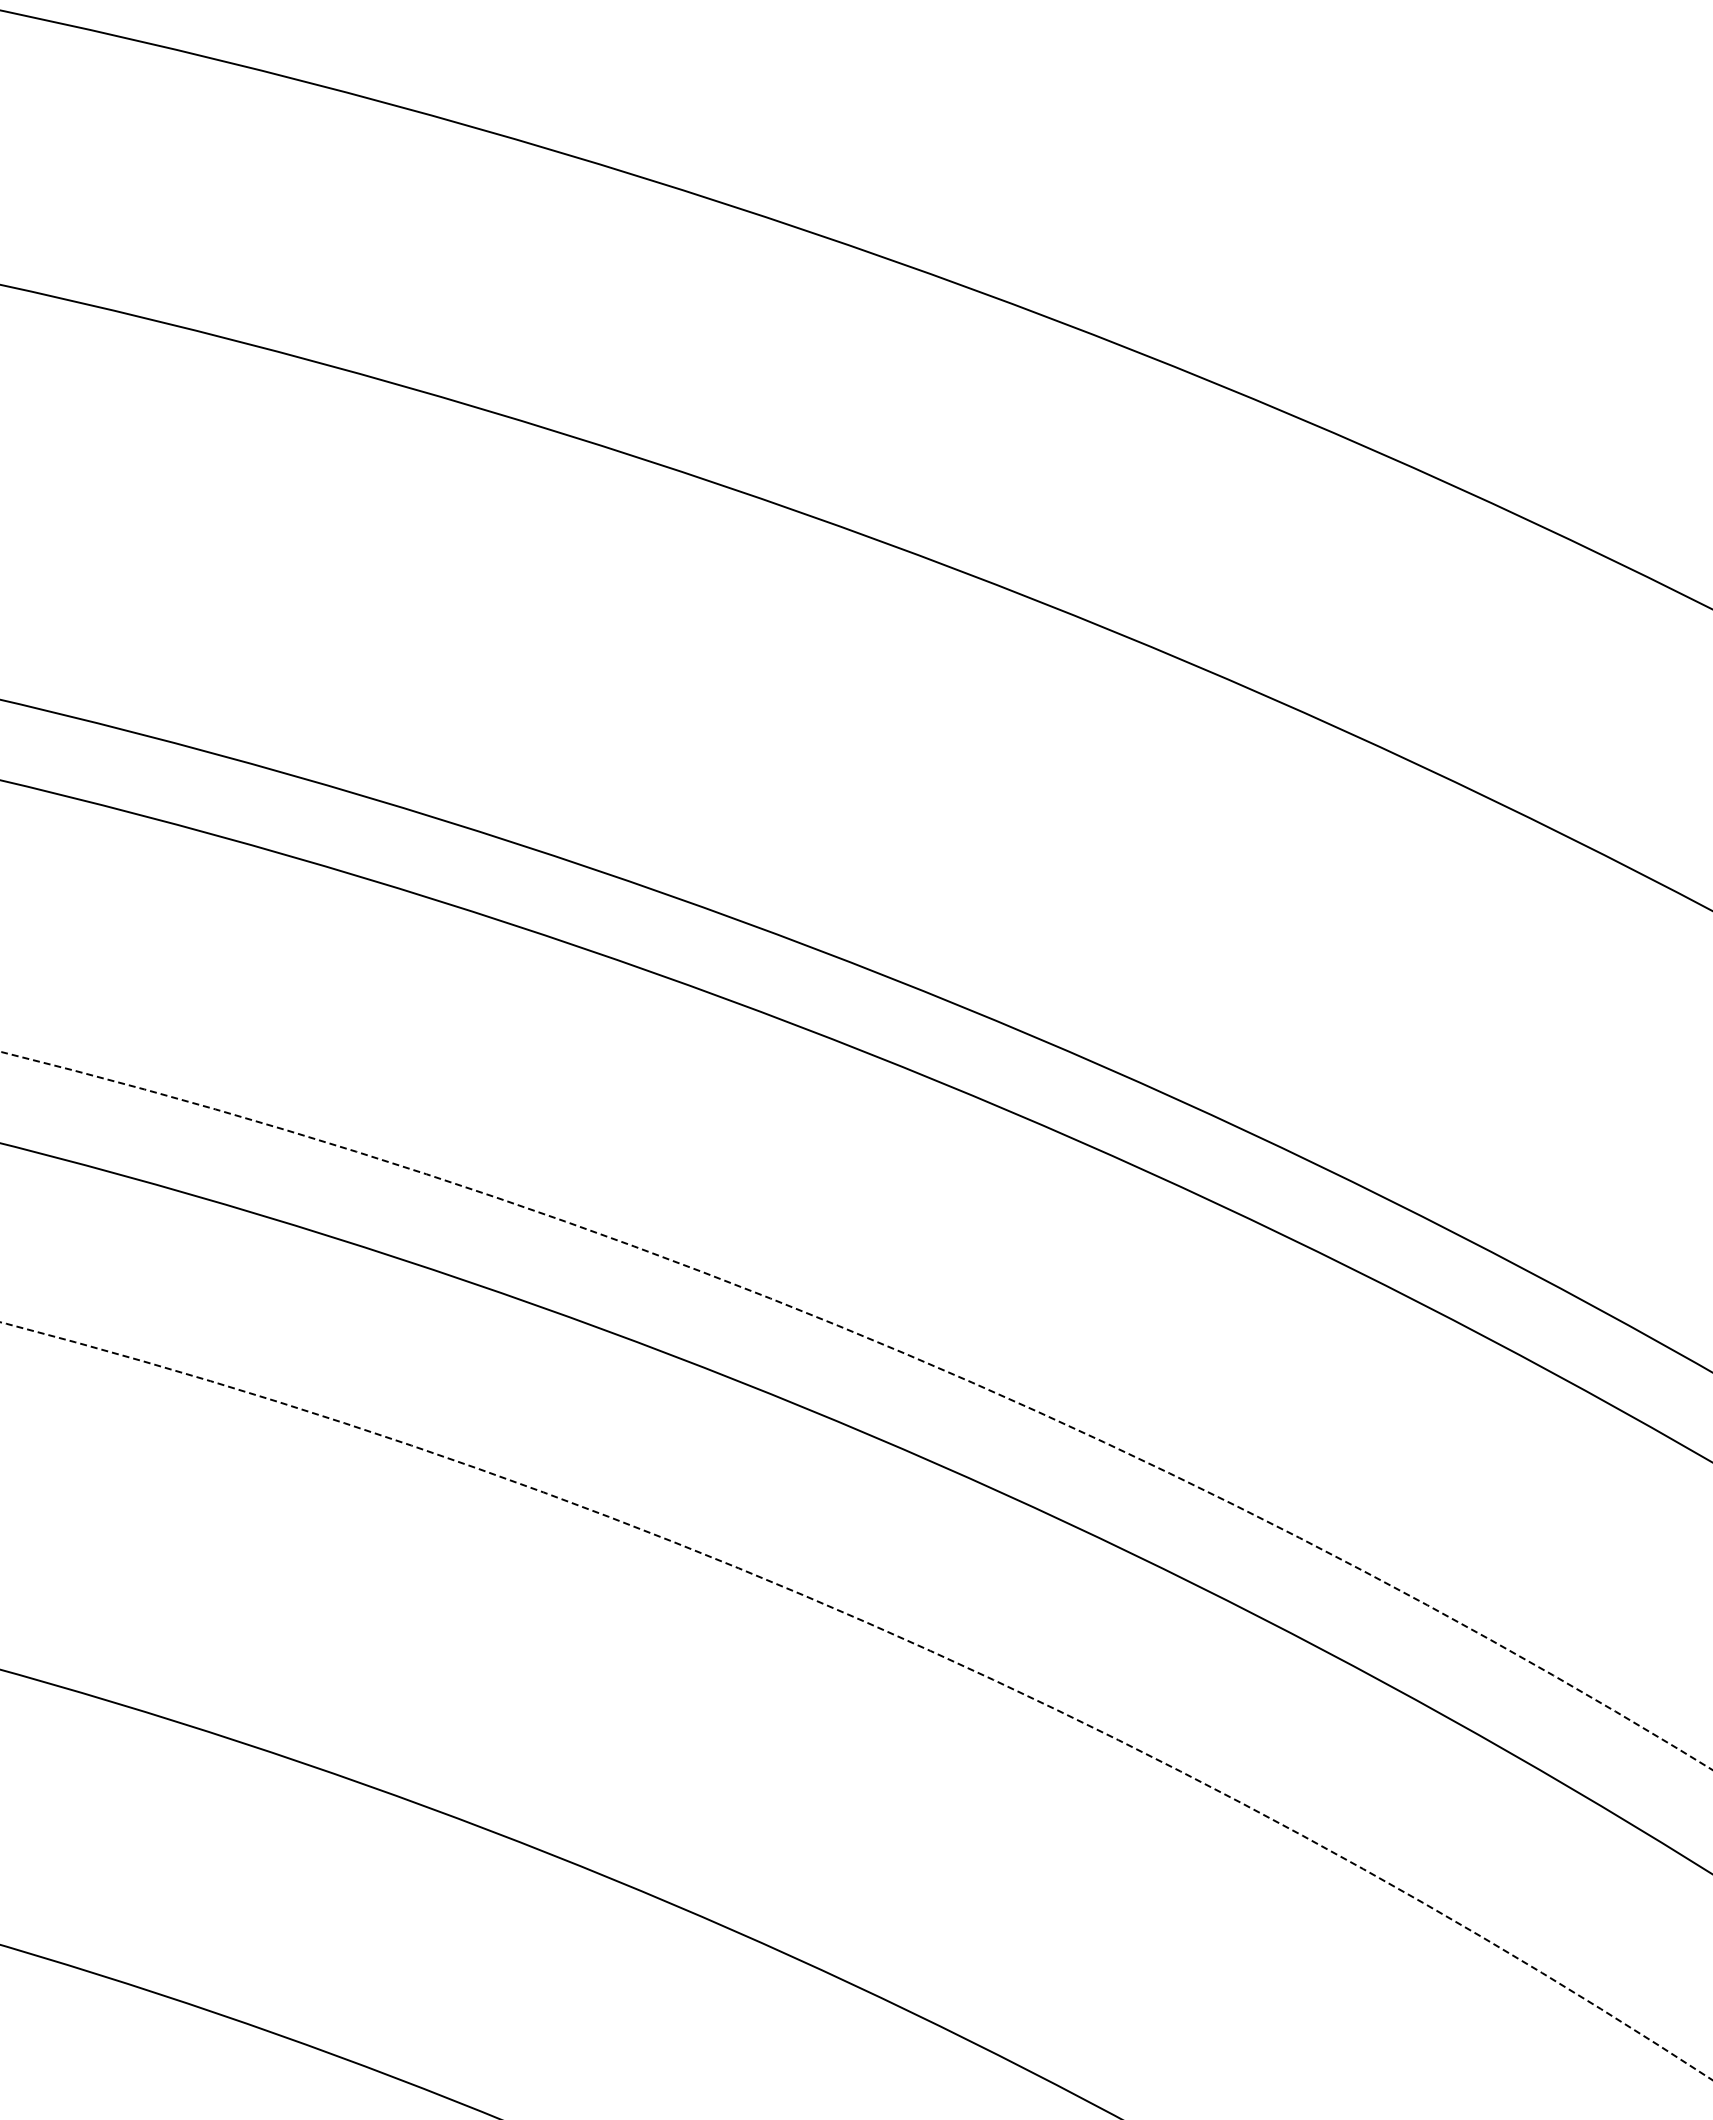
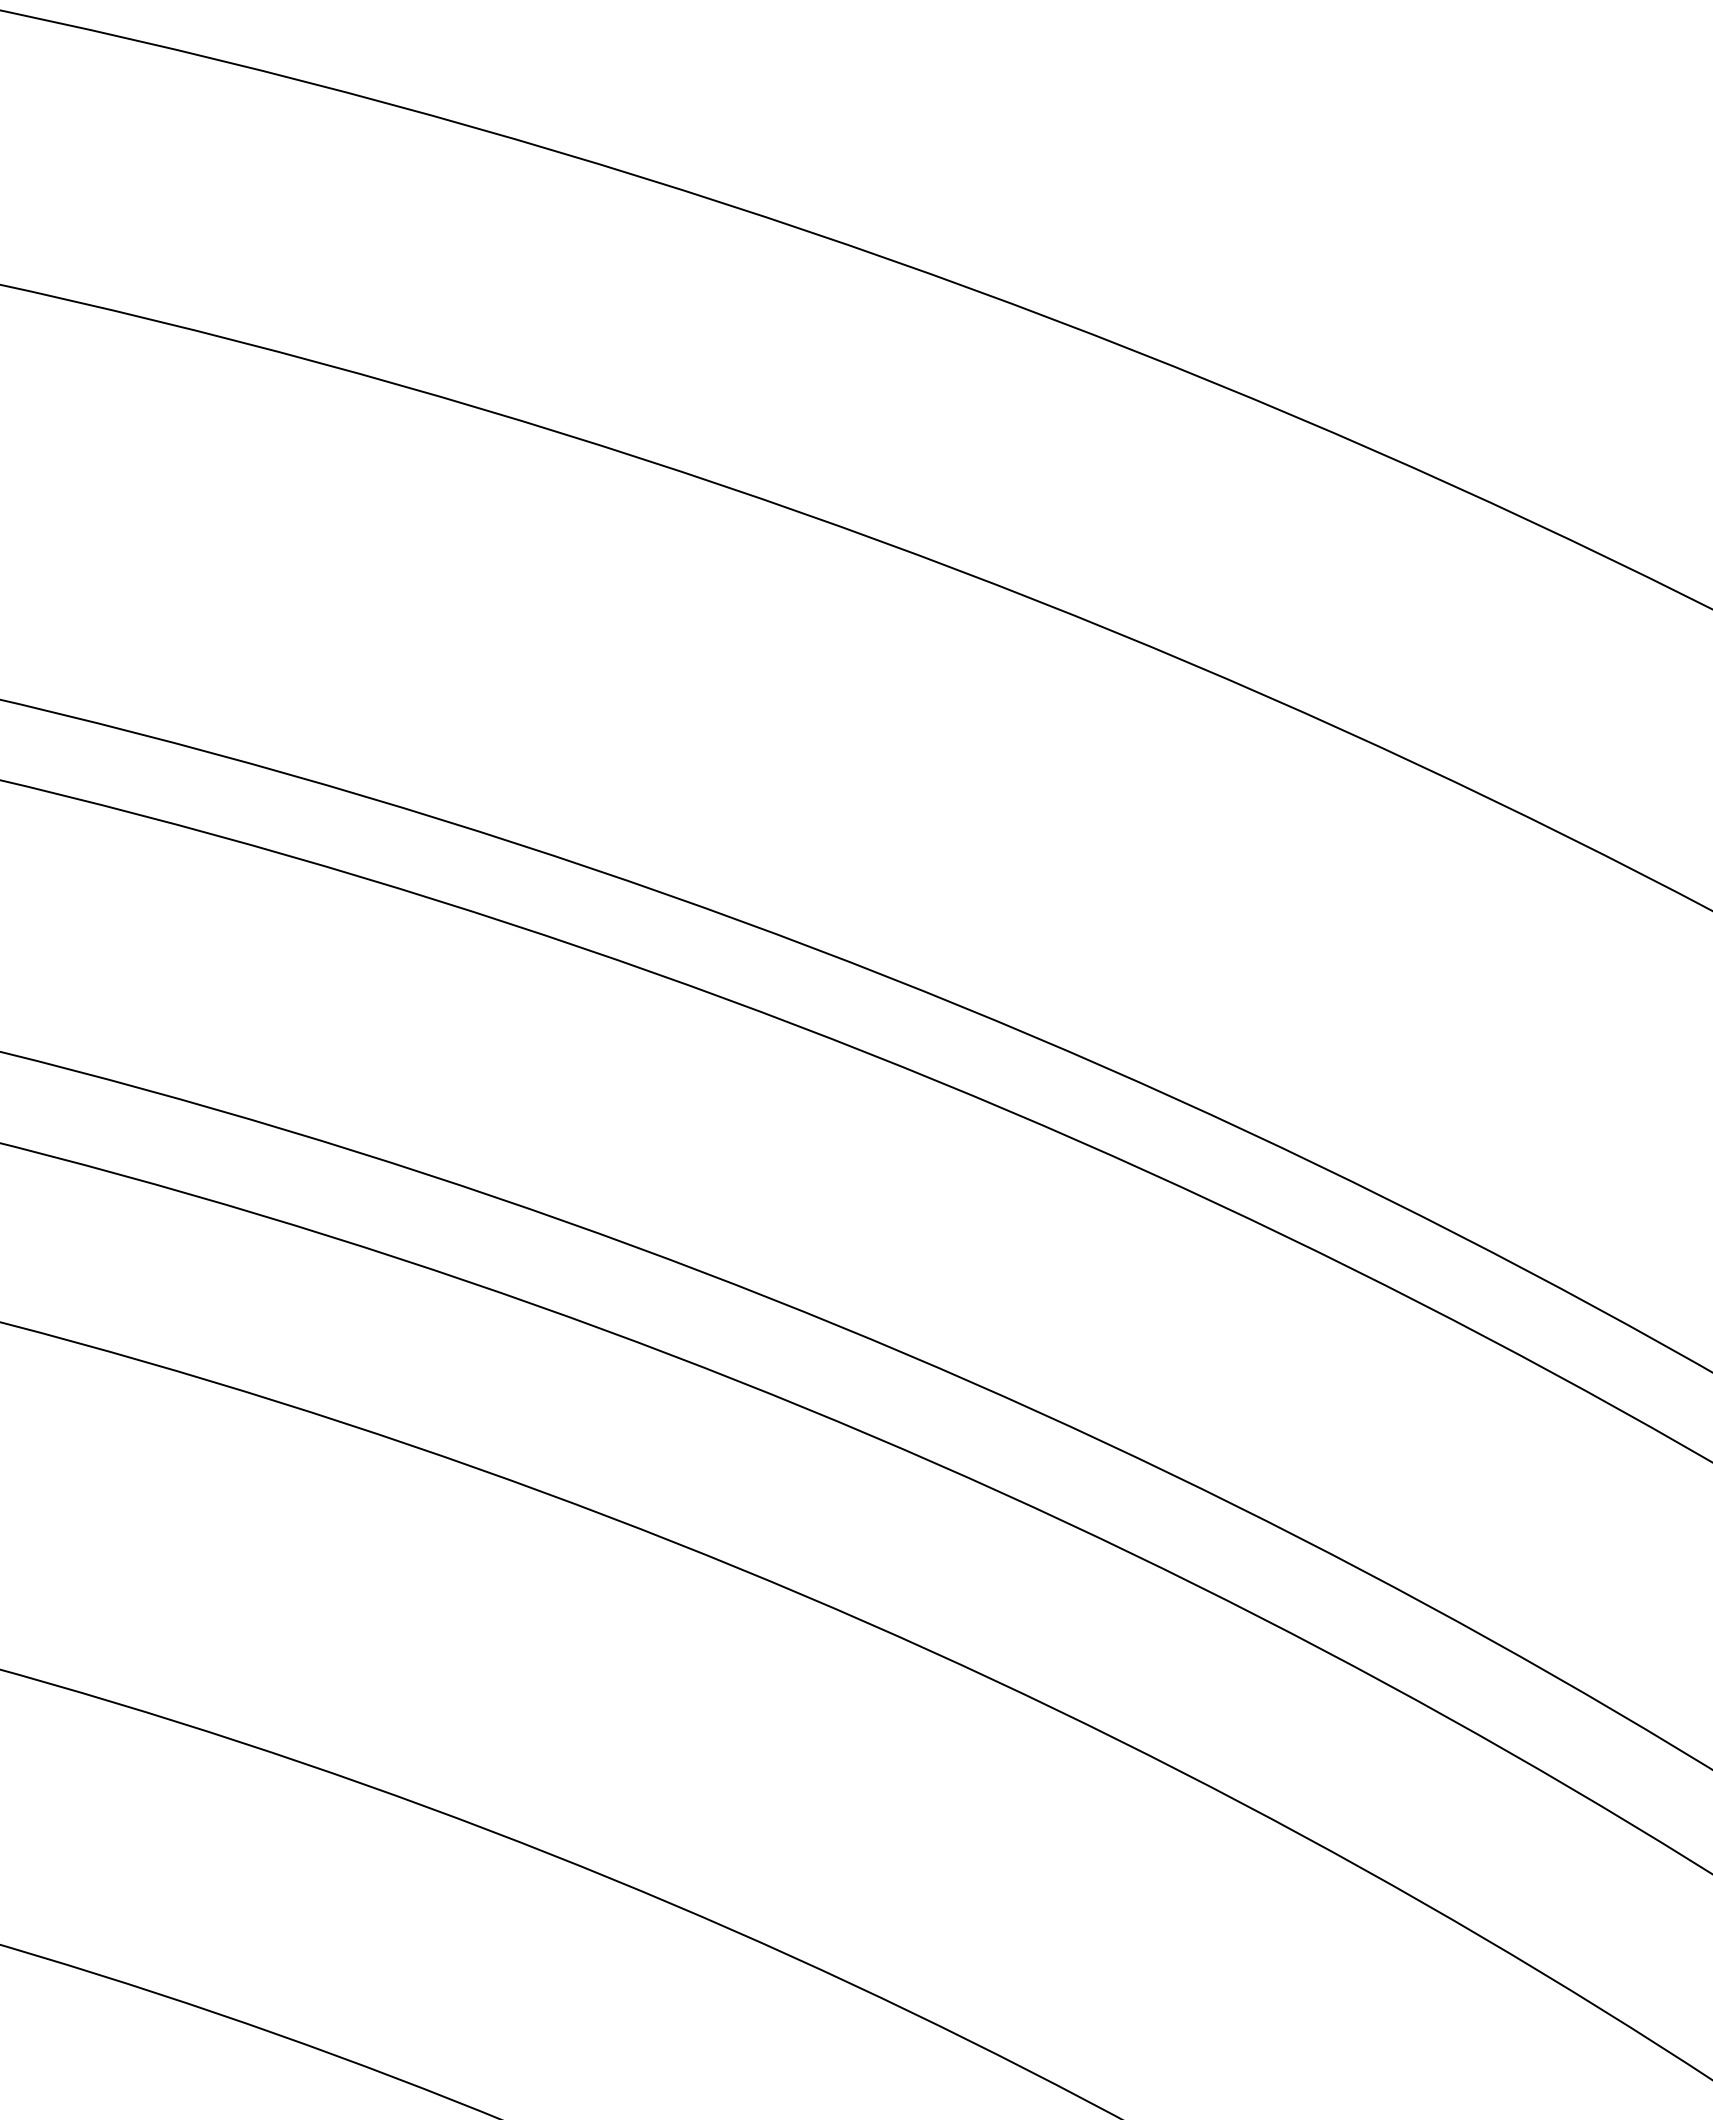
arc: dashed -> solid (884, 1345)
arc: dashed -> solid (886, 1631)
